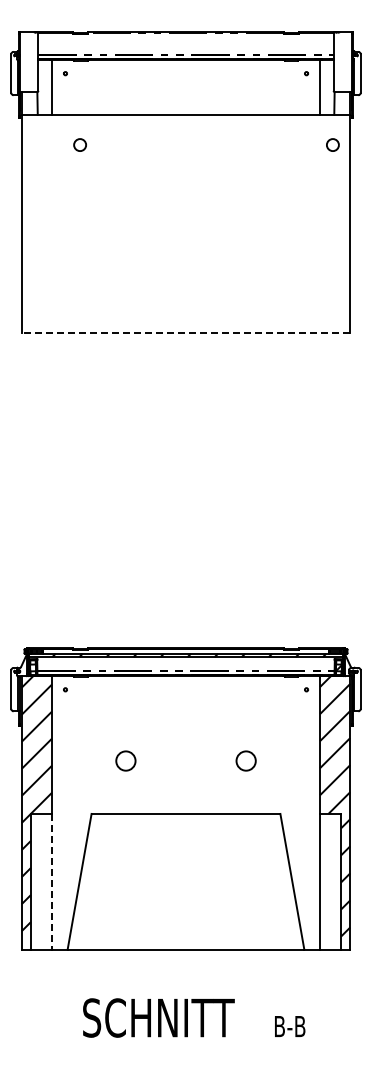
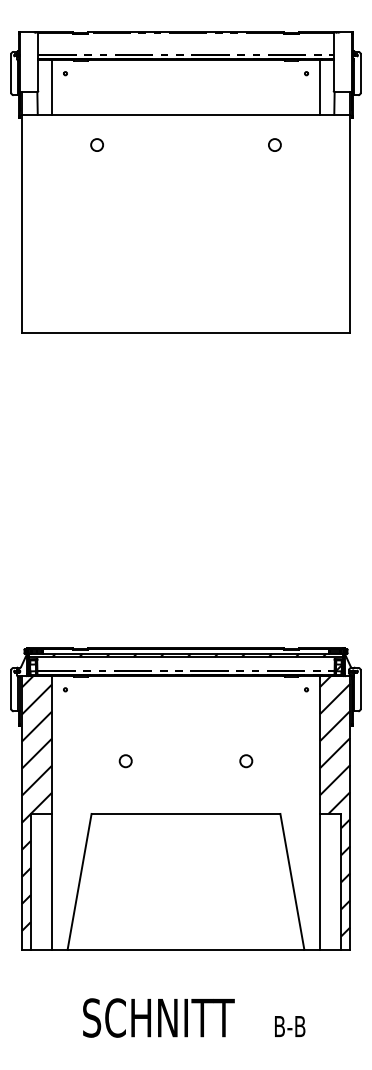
circle position: (79, 144) -> (96, 144) (96, 144)
circle position: (332, 144) -> (274, 144) (274, 144)
line: dashed -> solid (185, 333)
circle size: 22x22 px -> 15x15 px (125, 761)
circle size: 22x22 px -> 15x15 px (246, 761)
line: dashed -> solid (51, 881)
